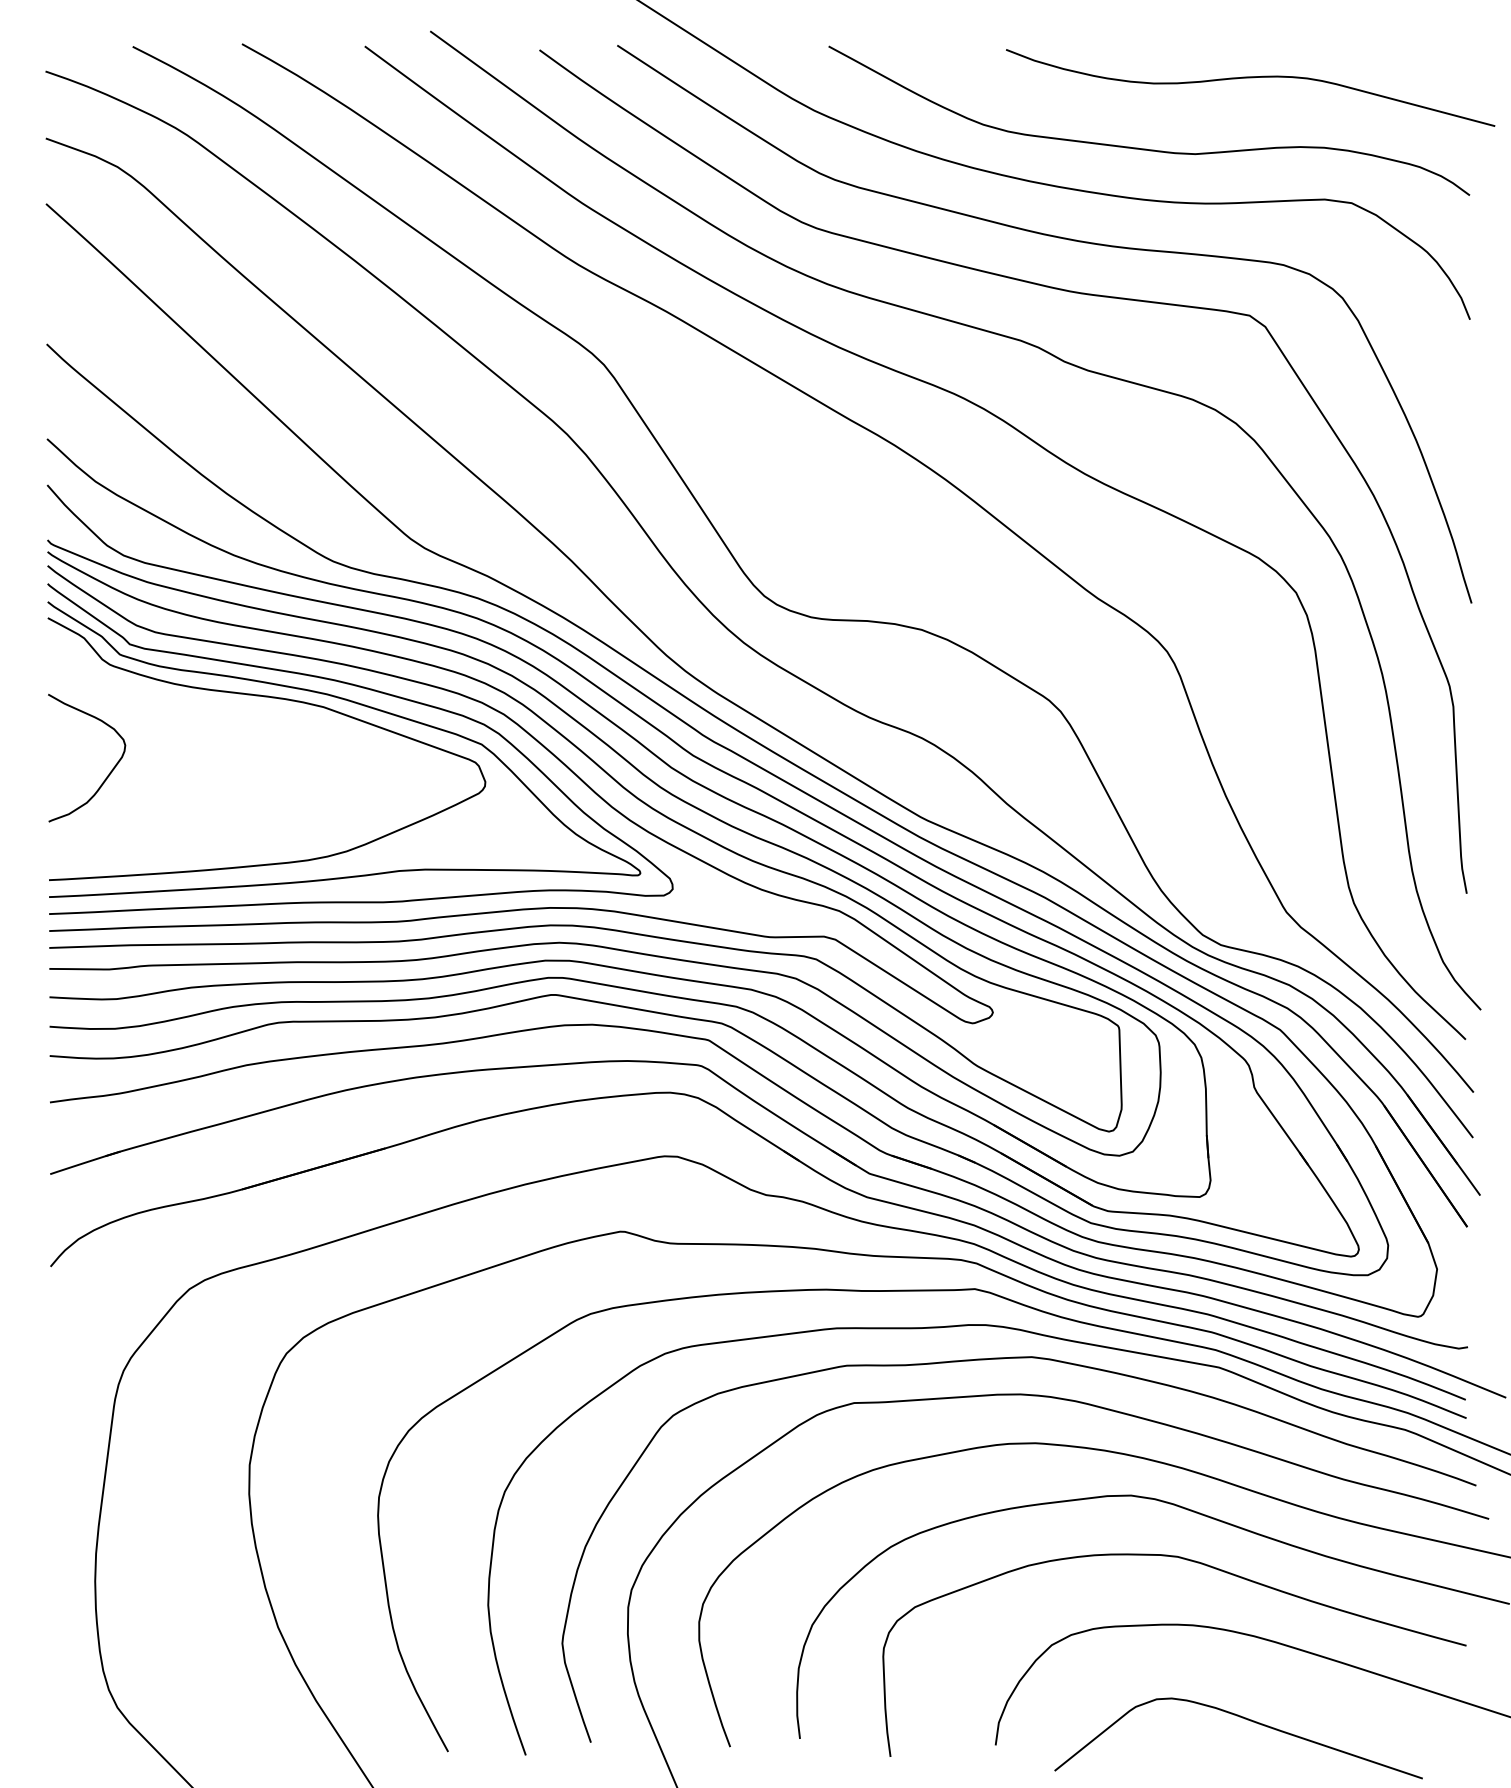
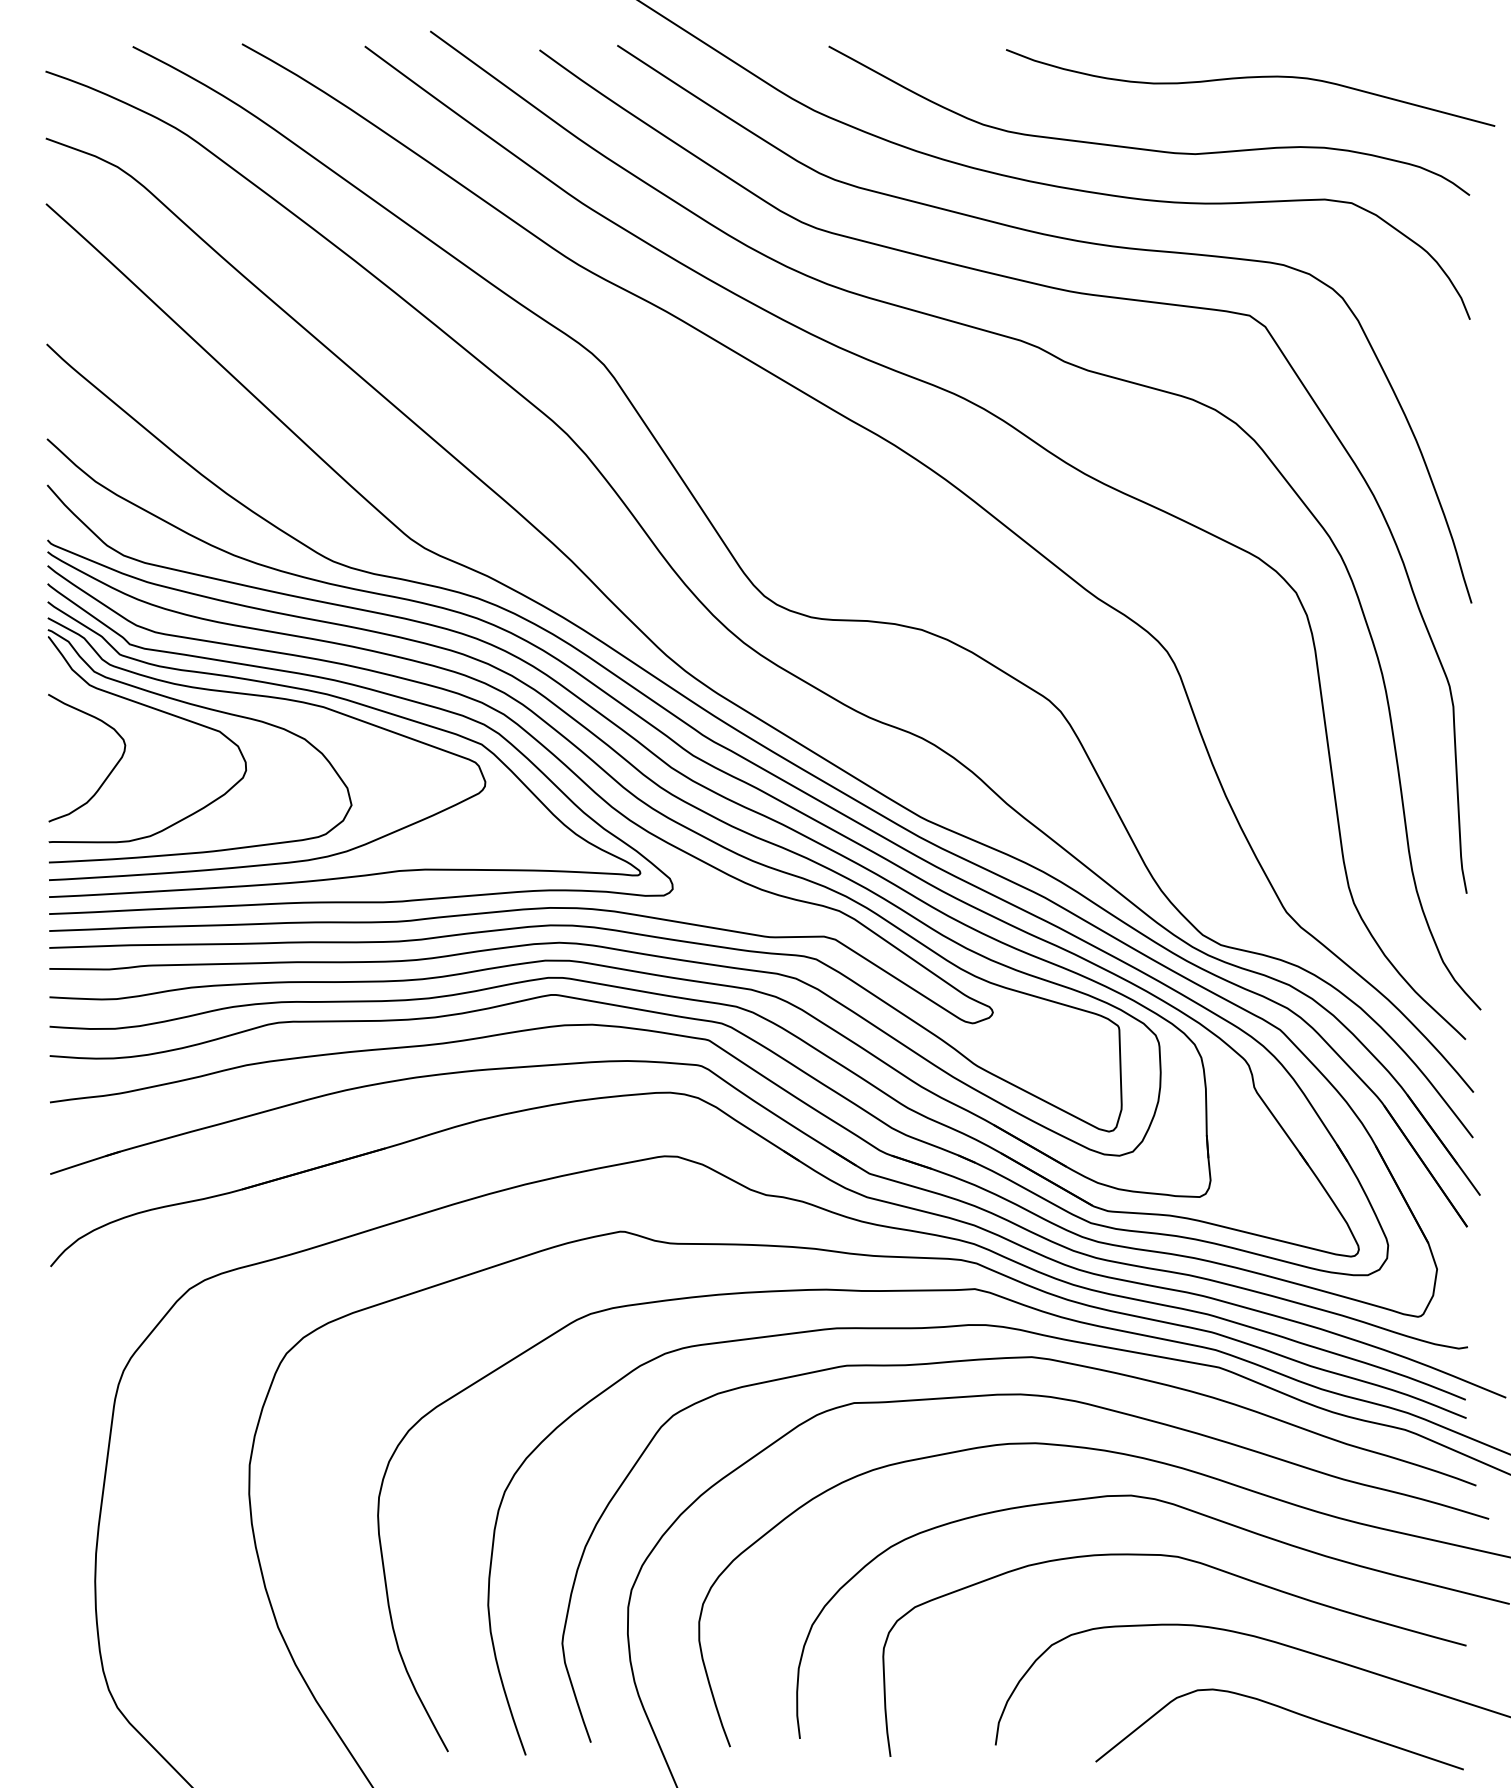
part: none -> present (204, 727)
curve position: (1247, 1720) -> (1288, 1711) (1288, 1711)
